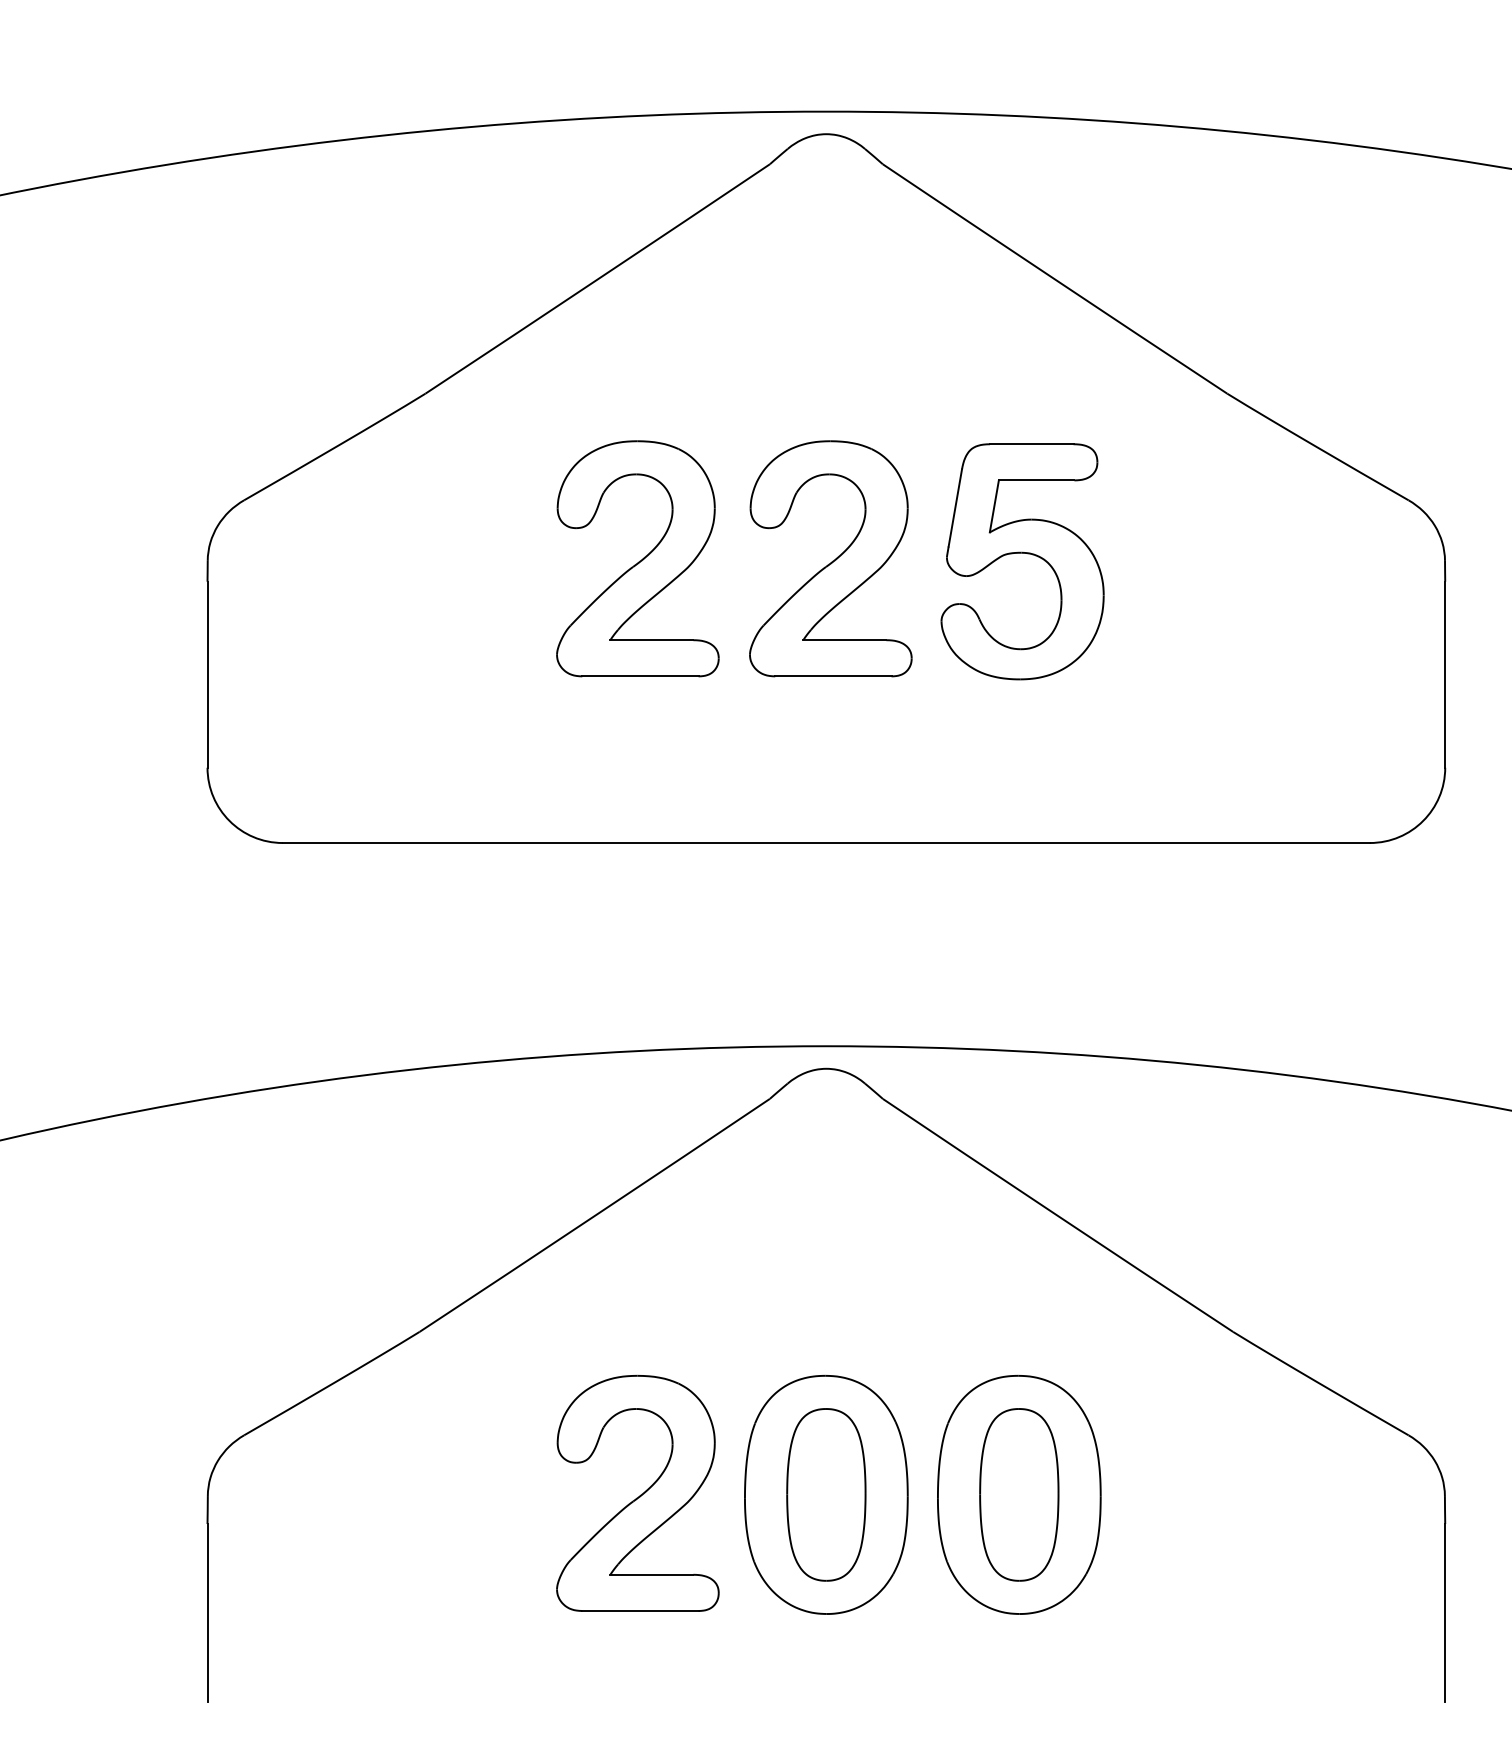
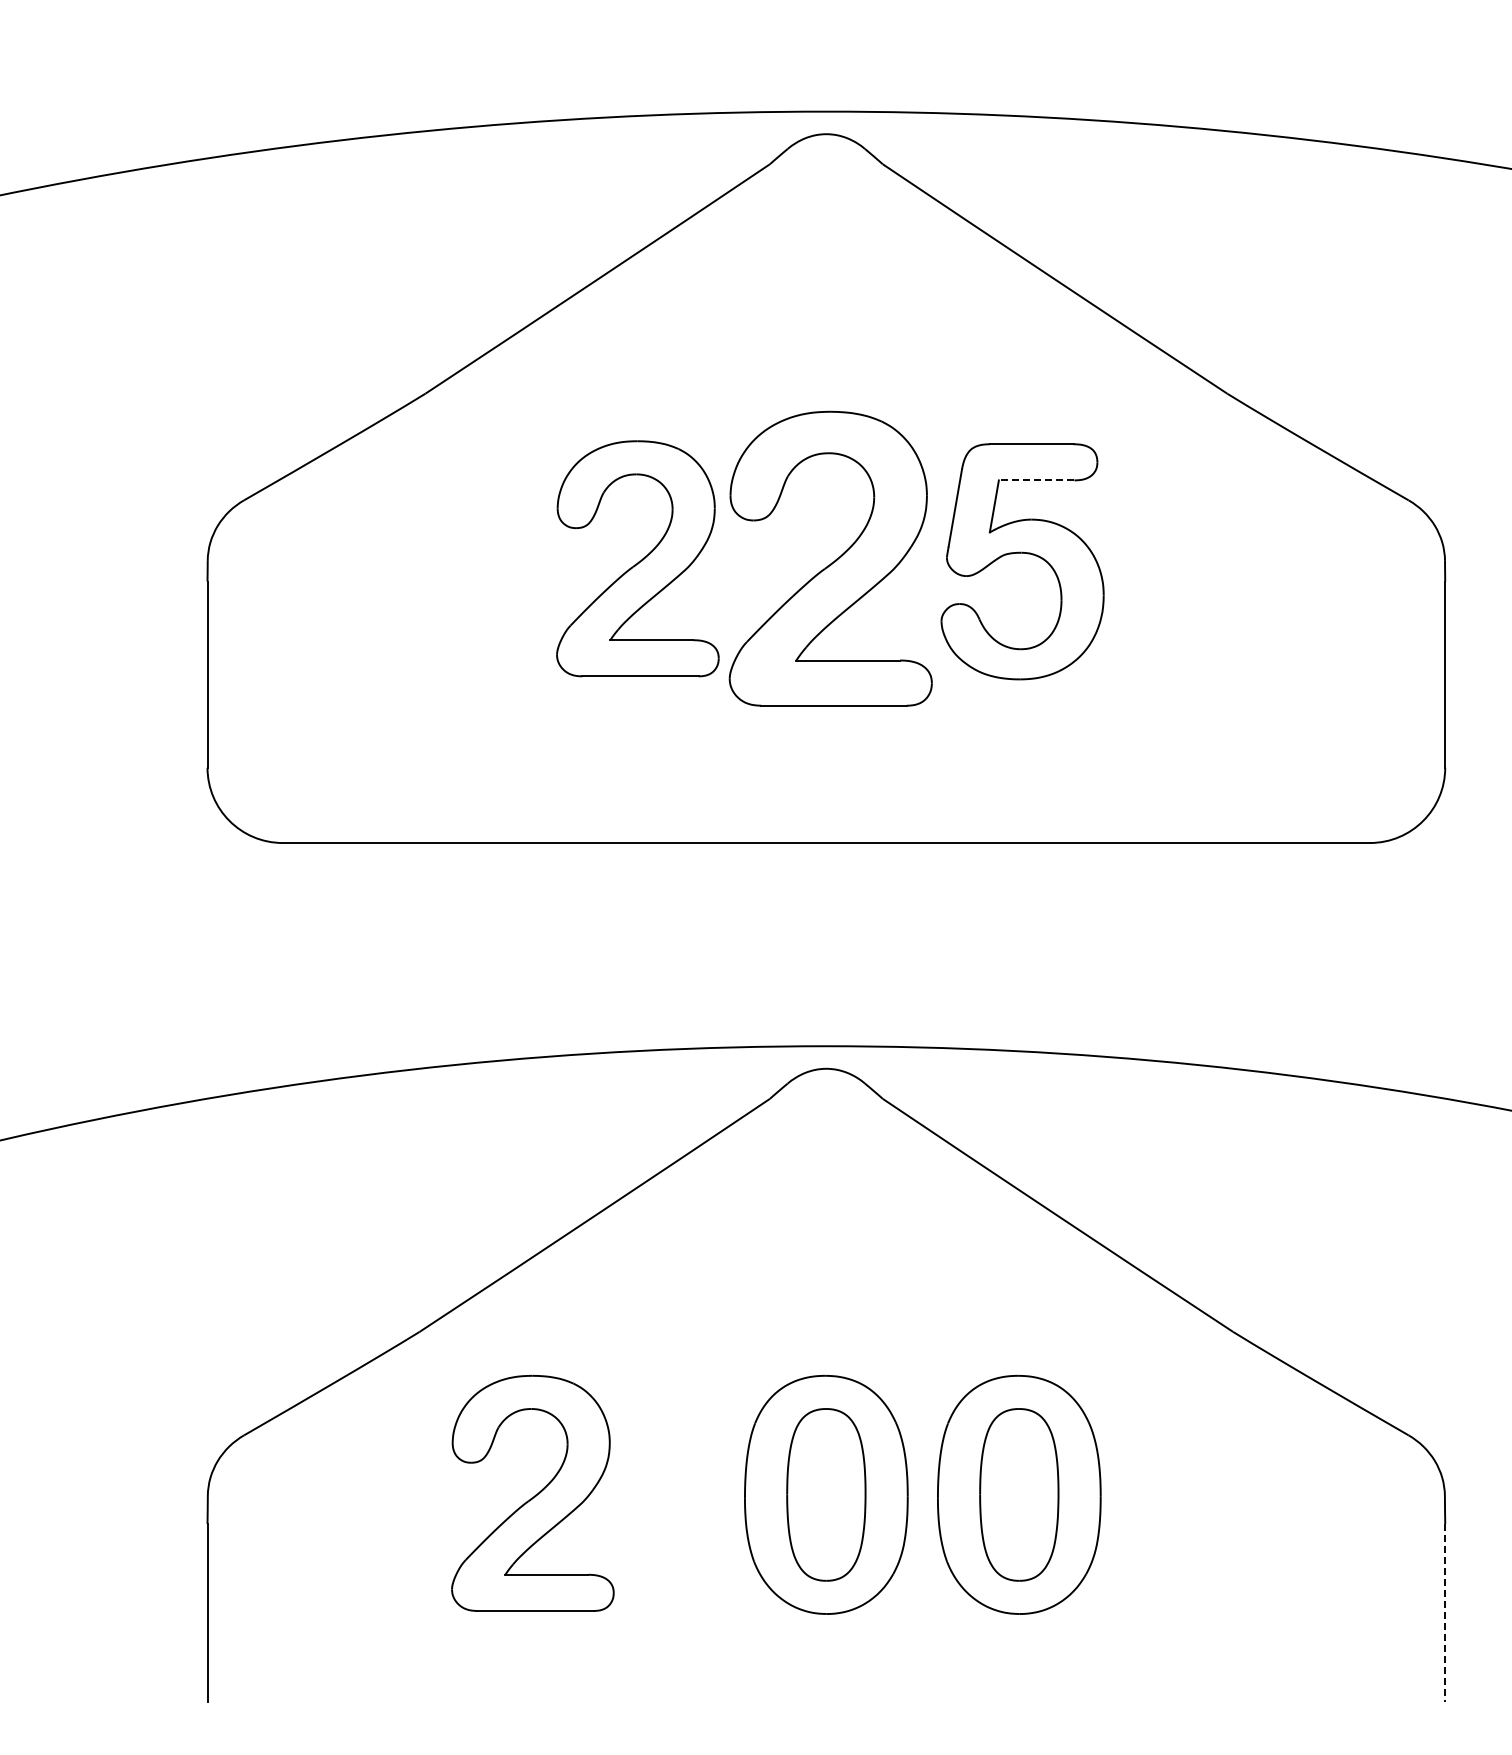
line: solid -> dashed (1036, 480)
part size: 164x238 px -> 205x297 px (830, 558)
part position: (637, 1492) -> (532, 1492) (532, 1492)
line: solid -> dashed (1445, 1613)
